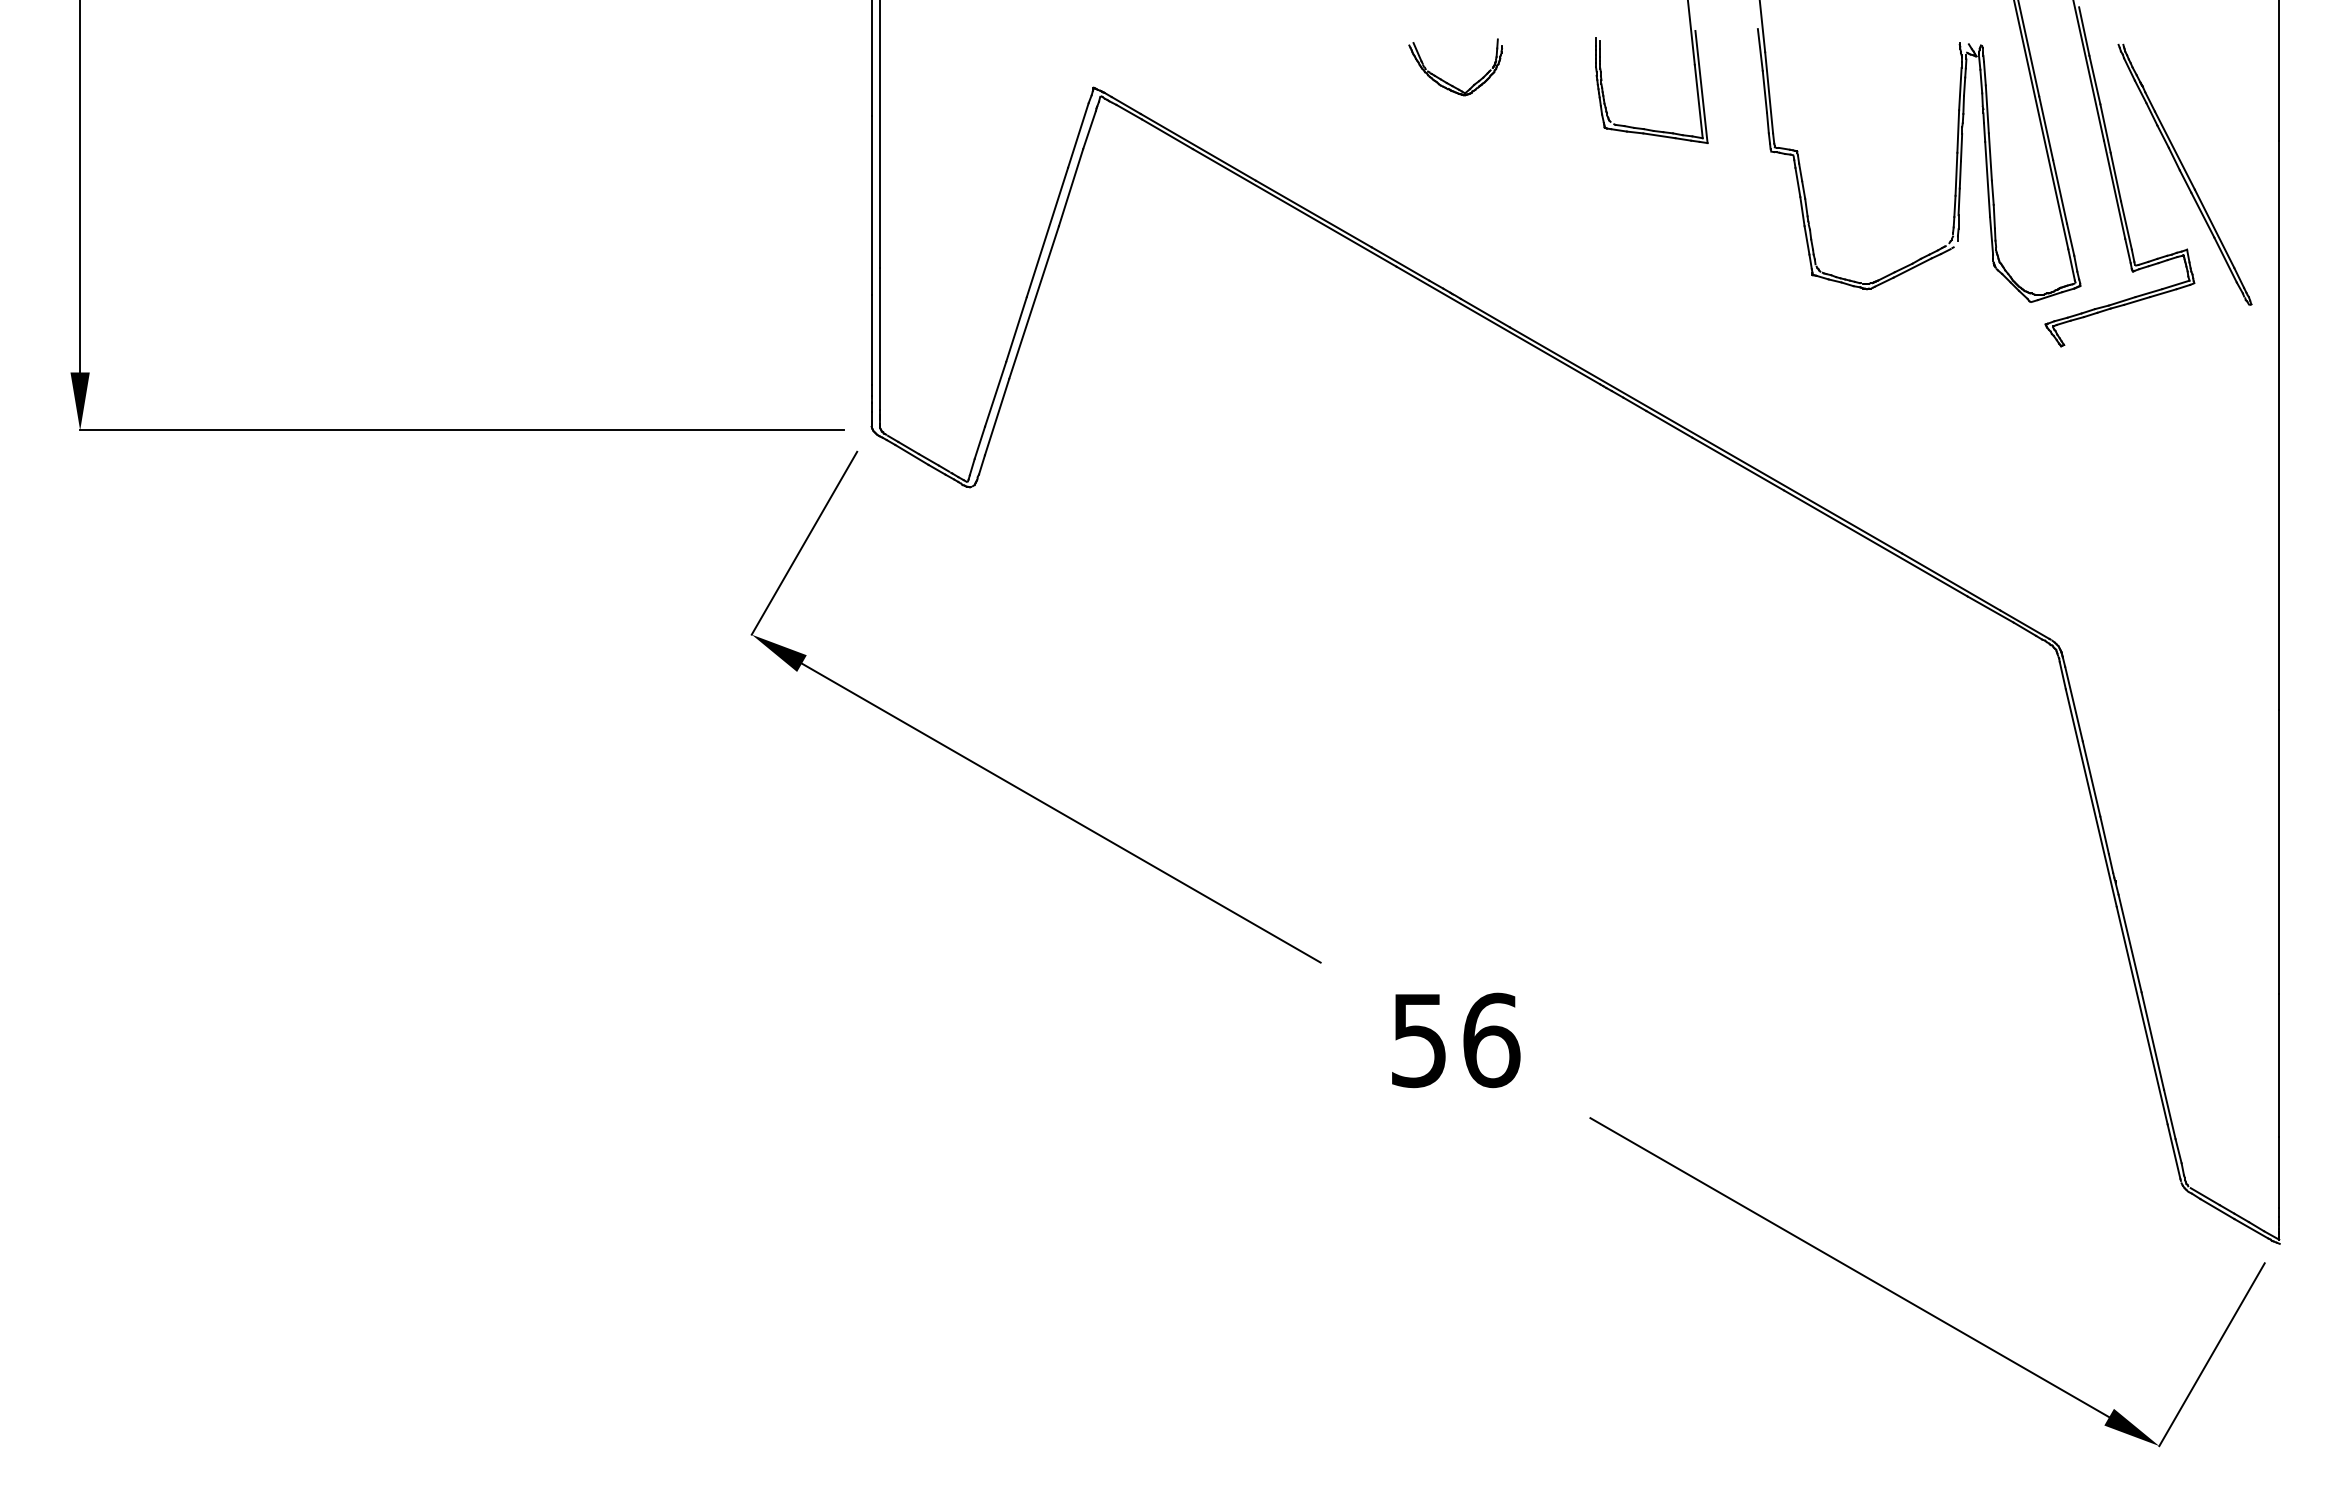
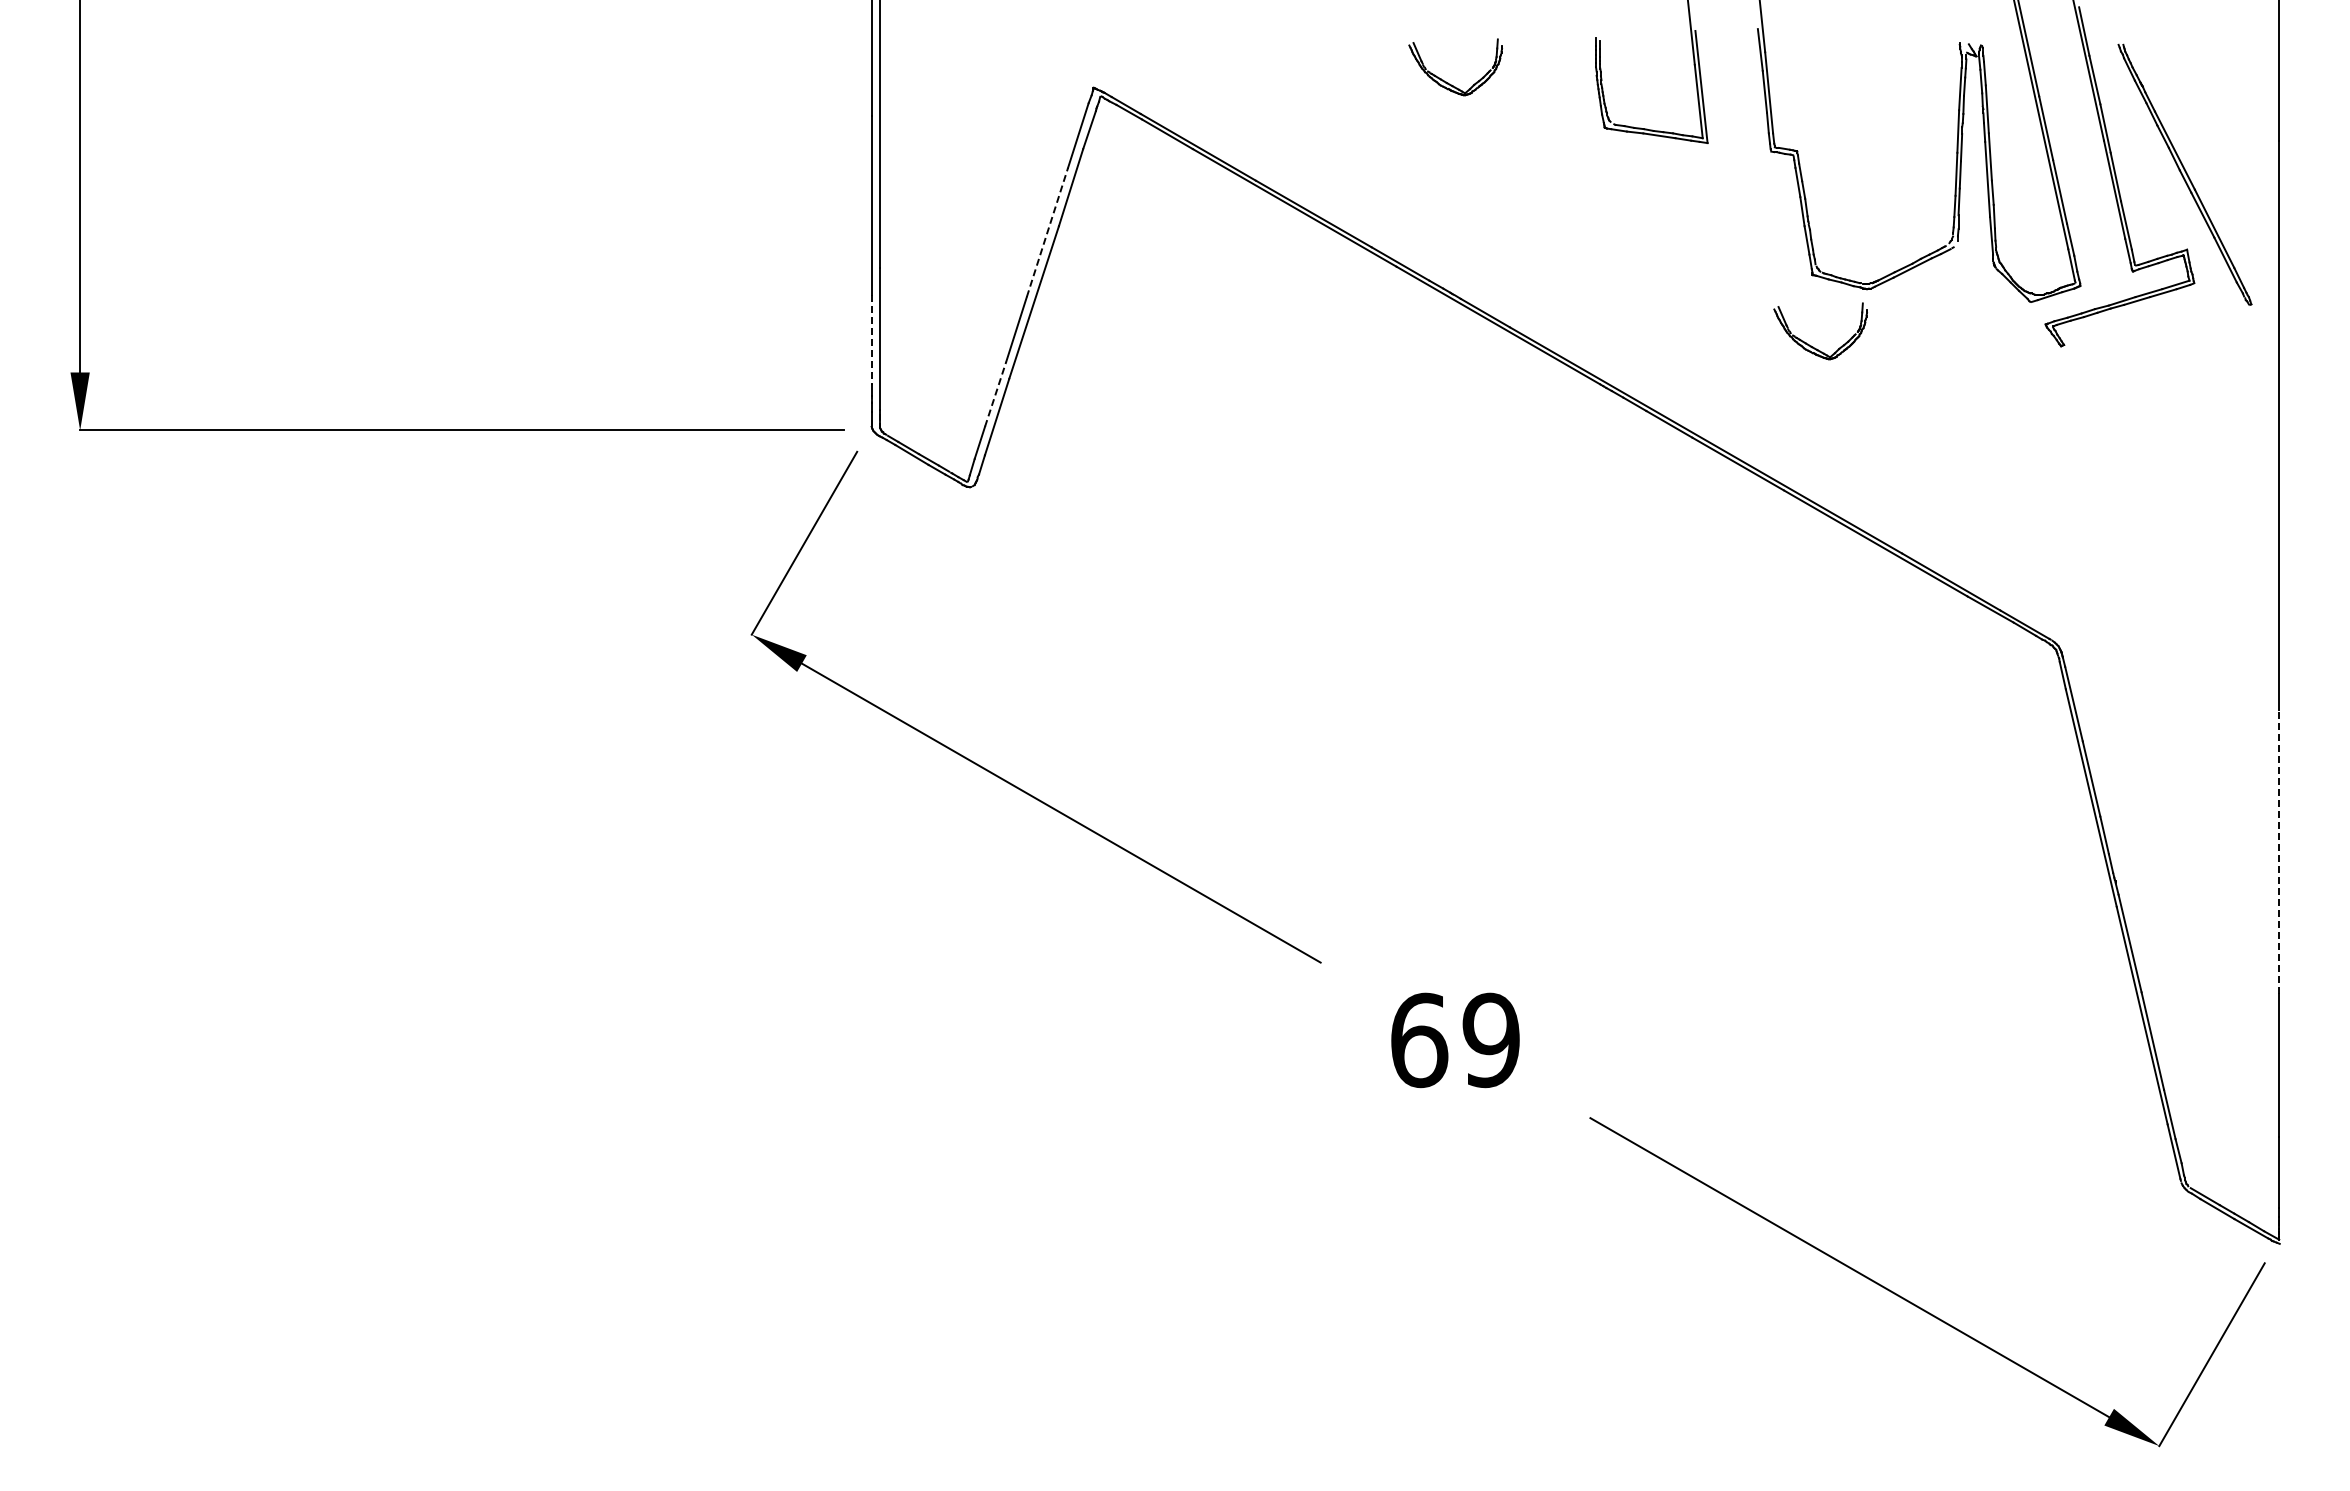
line: solid -> dashed (1047, 232)
line: solid -> dashed (871, 340)
part: none -> present (1813, 346)
line: solid -> dashed (995, 393)
line: solid -> dashed (2279, 851)
text: 56 -> 69 (1455, 1040)
